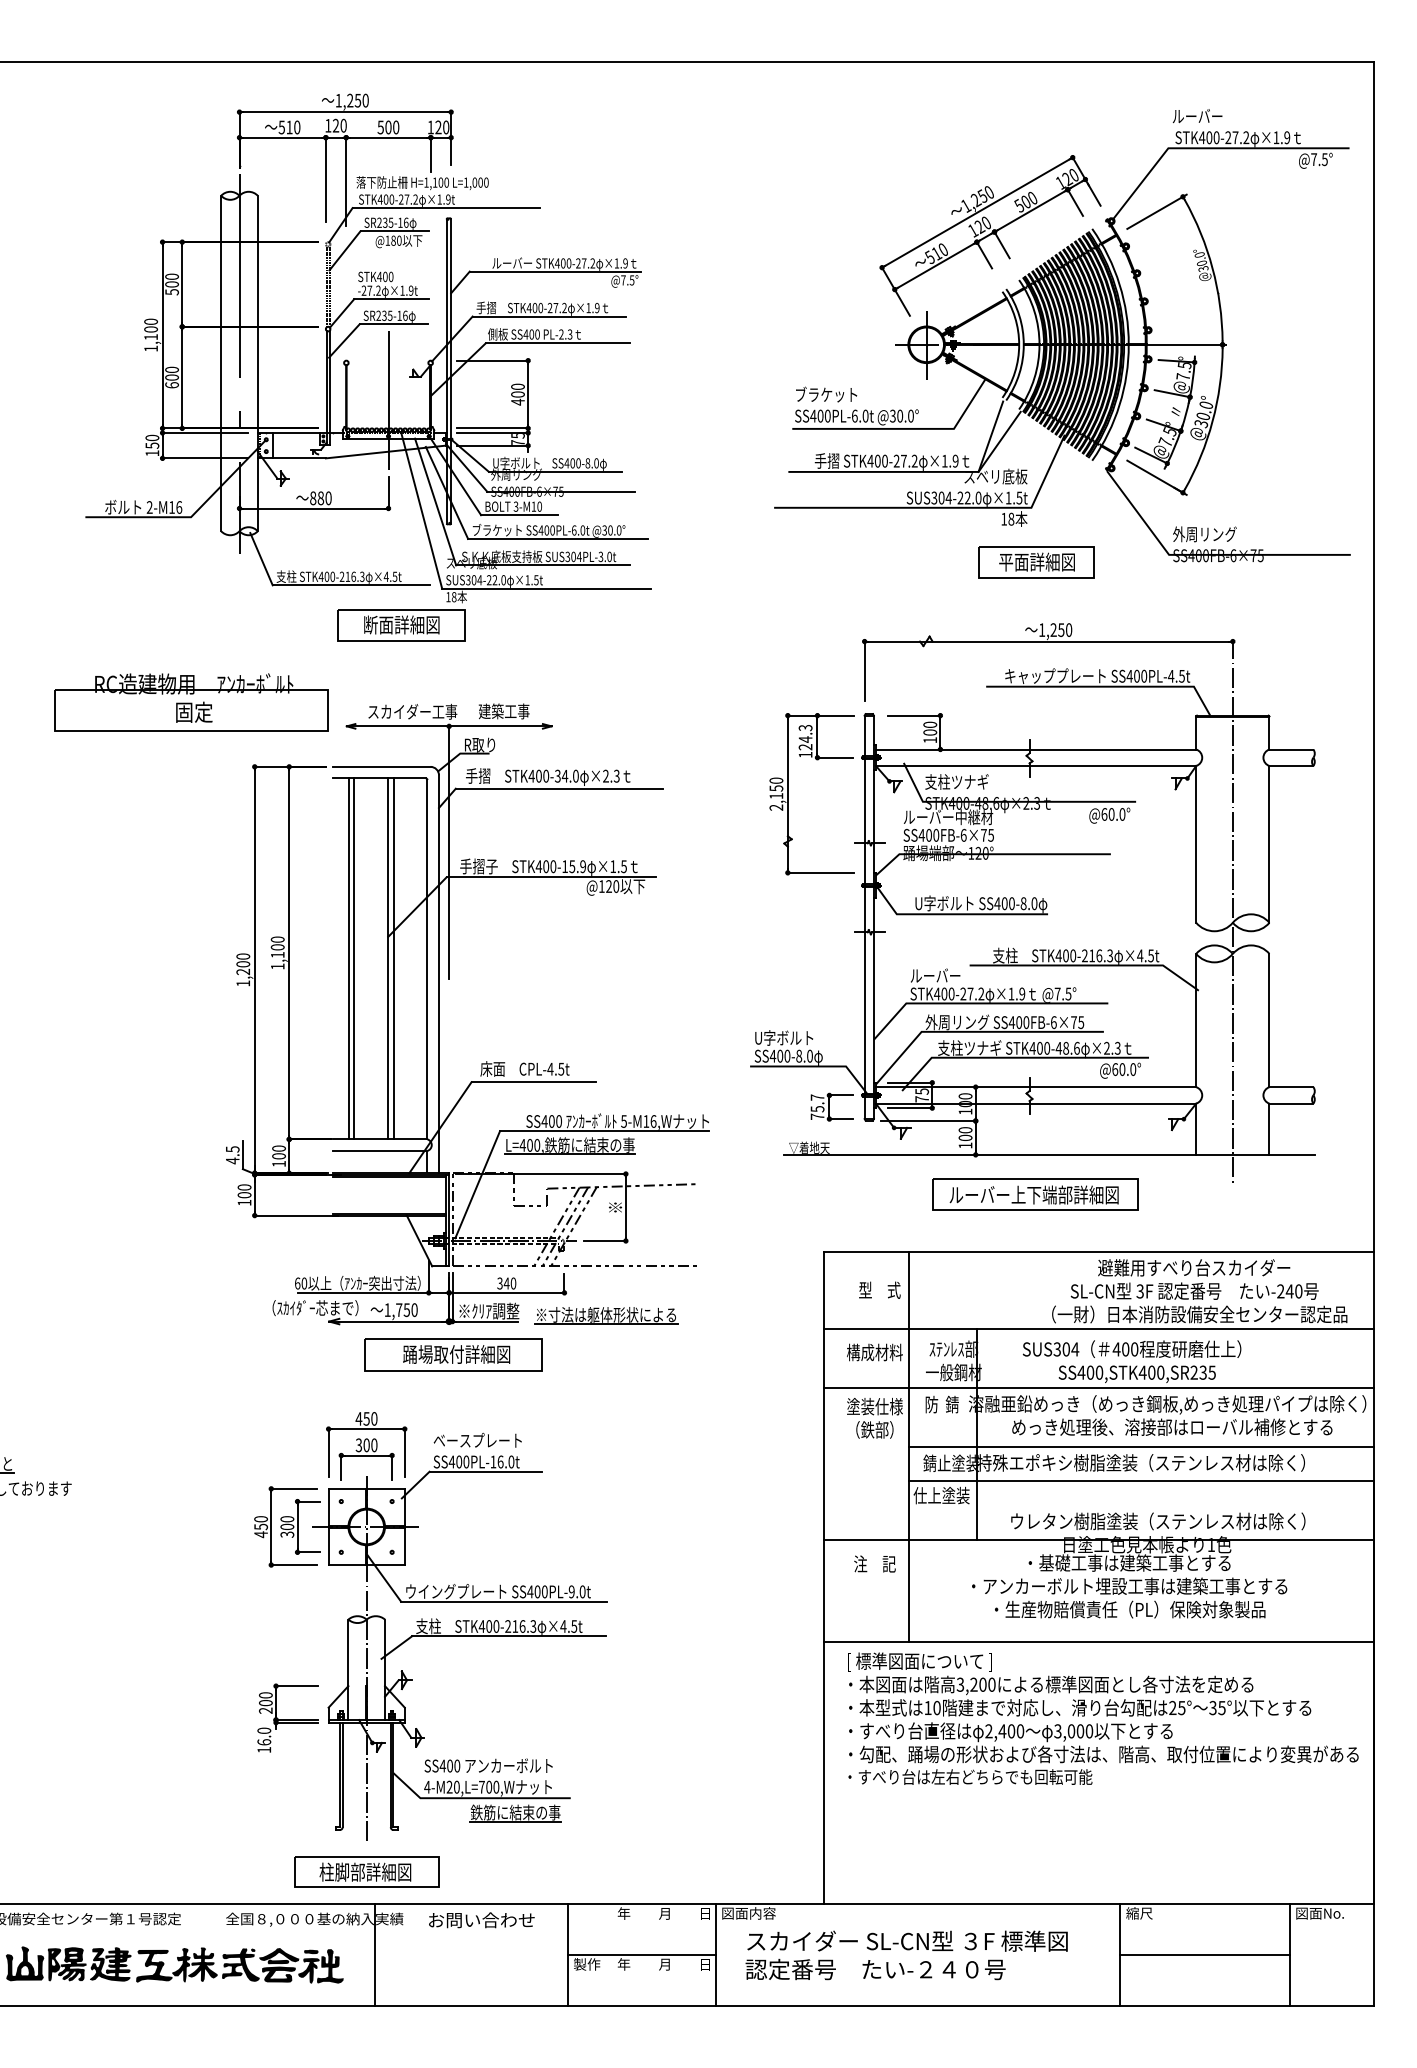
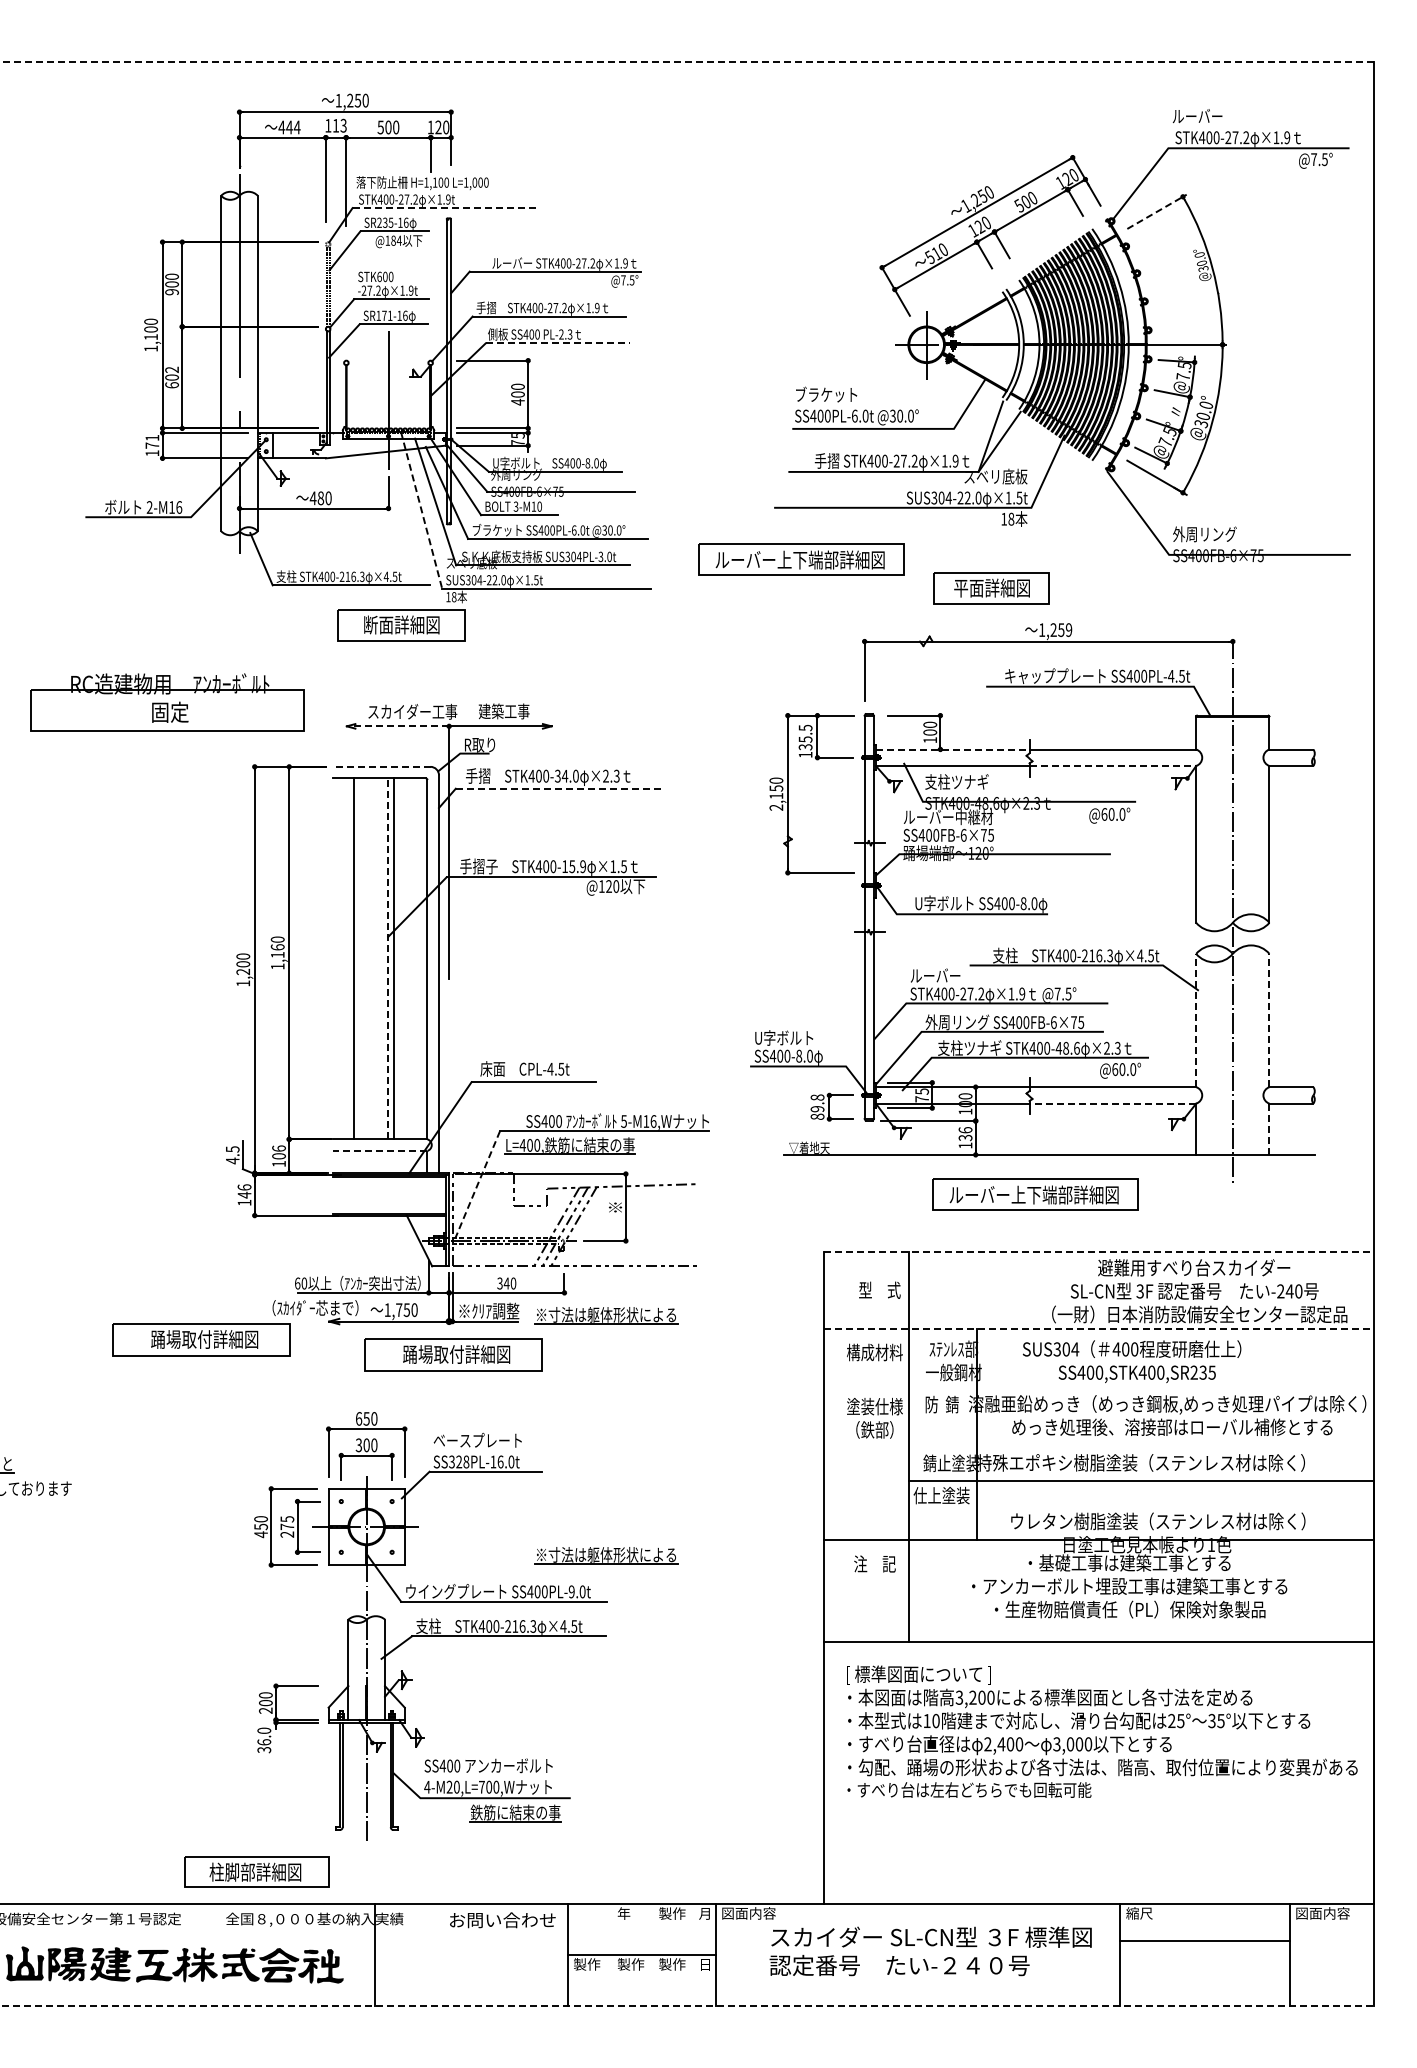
line: solid -> dashed (687, 62)
text: 120 -> 113 (339, 125)
text: 510 -> 444 (289, 127)
line: solid -> dashed (446, 208)
line: solid -> dashed (1157, 211)
text: @180 -> @184 (398, 240)
text: STK400 -> STK600 (379, 276)
text: 500 -> 900 (171, 292)
text: SR235-16 -> SR171-16 (384, 315)
line: solid -> dashed (558, 343)
text: 600 -> 602 (171, 369)
text: 150 -> 171 (152, 441)
text: 880 -> 480 (312, 498)
line: solid -> dashed (421, 510)
part: none -> present (801, 559)
part position: (1036, 562) -> (991, 588) (991, 588)
text: 1,250 -> 1,259 (1068, 629)
part position: (191, 702) -> (167, 702) (167, 702)
line: solid -> dashed (397, 726)
text: 124.3 -> 135.5 (805, 737)
line: solid -> dashed (952, 749)
line: solid -> dashed (1113, 765)
line: solid -> dashed (381, 766)
line: solid -> dashed (559, 788)
text: 1,100 -> 1,160 (277, 947)
line: present -> none (348, 958)
line: solid -> dashed (388, 958)
line: solid -> dashed (1196, 1020)
line: solid -> dashed (1269, 1020)
line: solid -> dashed (1112, 1103)
text: 75.7 -> 89.8 (817, 1106)
line: solid -> dashed (1269, 1129)
text: 100 -> 136 (965, 1134)
text: 100 -> 106 (278, 1148)
line: solid -> dashed (379, 1150)
line: solid -> dashed (477, 1185)
text: 100 -> 146 (244, 1191)
line: solid -> dashed (1099, 1252)
line: solid -> dashed (1099, 1328)
part: none -> present (201, 1339)
line: present -> none (1099, 1387)
text: 450 -> 650 (358, 1418)
line: present -> none (1141, 1447)
text: SS400PL-16.0t -> SS328PL-16.0t (458, 1461)
text: 300 -> 275 (287, 1526)
part: none -> present (606, 1555)
text position: (1103, 1718) -> (1102, 1731) (1102, 1731)
text: 16.0 -> 36.0 (264, 1750)
part position: (366, 1871) -> (256, 1871) (256, 1871)
text: 月 -> 製作 (672, 1913)
text: 日 -> 月 (704, 1913)
text: 図面No. -> 図面内容 (1336, 1913)
text position: (481, 1920) -> (502, 1920) (502, 1920)
text position: (906, 1955) -> (930, 1951) (930, 1951)
line position: (1204, 1955) -> (1204, 1941) (1204, 1941)
text: 年 -> 製作 (630, 1964)
text: 月 -> 製作 (672, 1964)
line: solid -> dashed (687, 2005)
